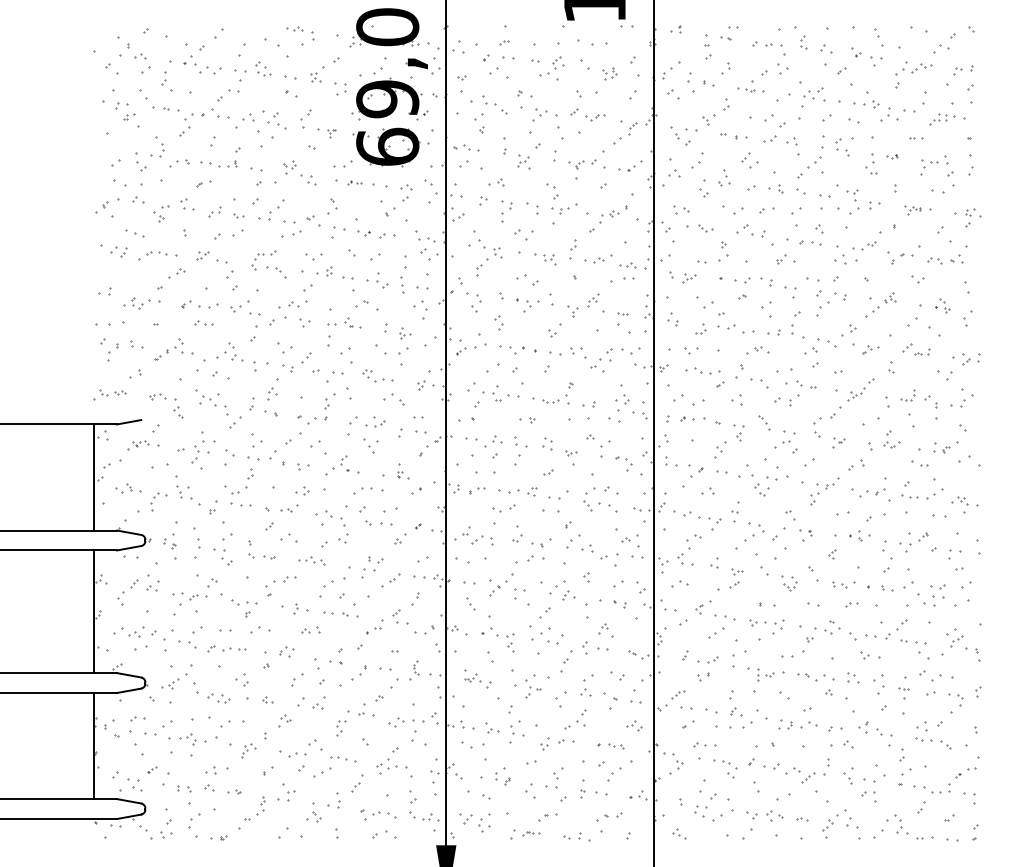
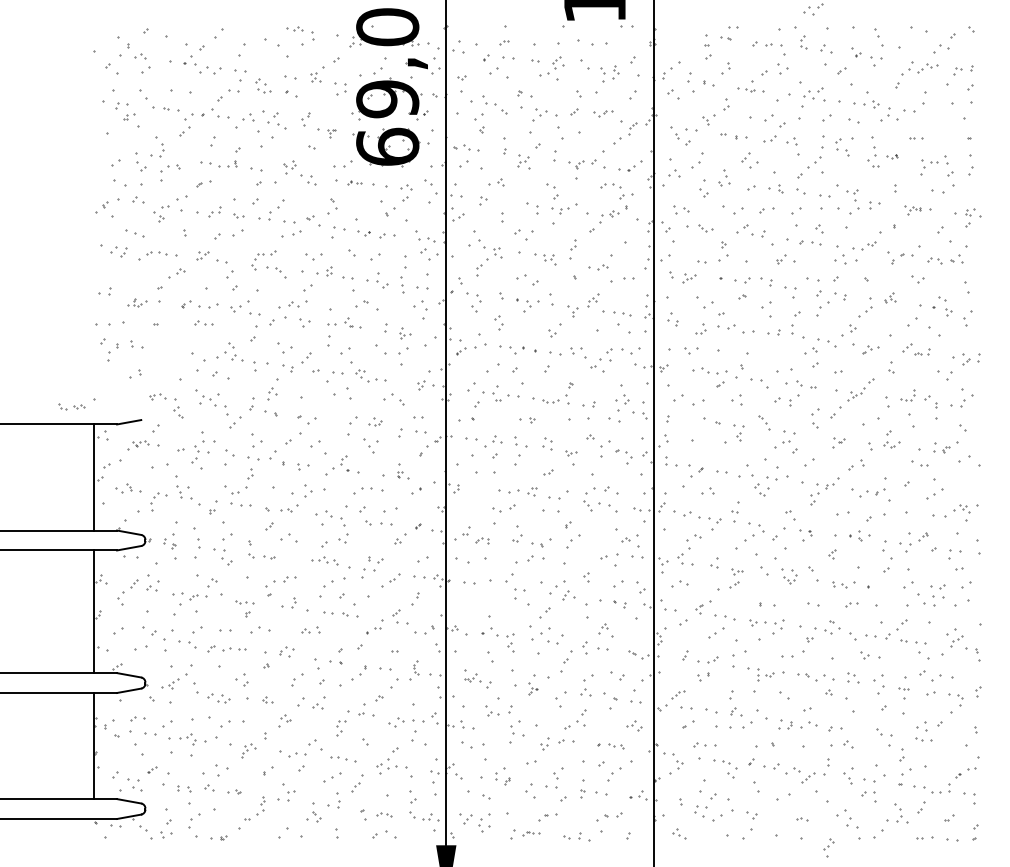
part: none -> present (813, 9)
part: present -> none (675, 29)
part position: (263, 68) -> (263, 85) (263, 85)
part position: (913, 68) -> (919, 68) (919, 68)
part size: 16x14 px -> 20x18 px (609, 73)
part: present -> none (163, 78)
part position: (595, 117) -> (603, 113) (603, 113)
part size: 12x20 px -> 10x15 px (305, 119)
part: present -> none (942, 119)
part position: (179, 163) -> (170, 168) (170, 168)
part position: (871, 163) -> (873, 156) (873, 156)
part: none -> present (618, 191)
part size: 15x13 px -> 23x19 px (187, 204)
part: present -> none (506, 204)
part position: (594, 260) -> (598, 267) (598, 267)
part: present -> none (627, 265)
part size: 28x13 px -> 21x10 px (137, 302)
part size: 16x16 px -> 21x21 px (942, 306)
part position: (872, 311) -> (865, 311) (865, 311)
part size: 12x4 px -> 19x6 px (622, 313)
part: present -> none (168, 349)
part: present -> none (761, 349)
part position: (702, 370) -> (709, 370) (709, 370)
part position: (377, 375) -> (370, 375) (370, 375)
part position: (112, 392) -> (71, 406) (71, 406)
part: present -> none (326, 409)
part: present -> none (687, 418)
part size: 21x12 px -> 15x10 px (375, 421)
part position: (817, 427) -> (815, 418) (815, 418)
part: present -> none (718, 452)
part position: (623, 463) -> (623, 456) (623, 456)
part size: 15x10 px -> 22x14 px (301, 490)
part: present -> none (477, 490)
part: present -> none (909, 496)
part position: (959, 504) -> (961, 512) (961, 512)
part size: 23x11 px -> 15x8 px (482, 540)
part: present -> none (587, 548)
part position: (311, 560) -> (324, 560) (324, 560)
part position: (789, 583) -> (789, 576) (789, 576)
part: present -> none (887, 588)
part: present -> none (494, 590)
part size: 27x7 px -> 20x5 px (244, 602)
part: present -> none (470, 603)
part position: (295, 608) -> (293, 602) (293, 602)
part: present -> none (134, 634)
part size: 17x20 px -> 11x14 px (533, 688)
part position: (492, 727) -> (492, 710) (492, 710)
part: present -> none (863, 727)
part: present -> none (945, 744)
part size: 12x9 px -> 18x13 px (210, 770)
part position: (322, 772) -> (332, 777) (332, 777)
part size: 25x8 px -> 17x6 px (384, 814)
part: present -> none (774, 815)
part position: (901, 824) -> (901, 813) (901, 813)
part position: (827, 828) -> (828, 847) (828, 847)
